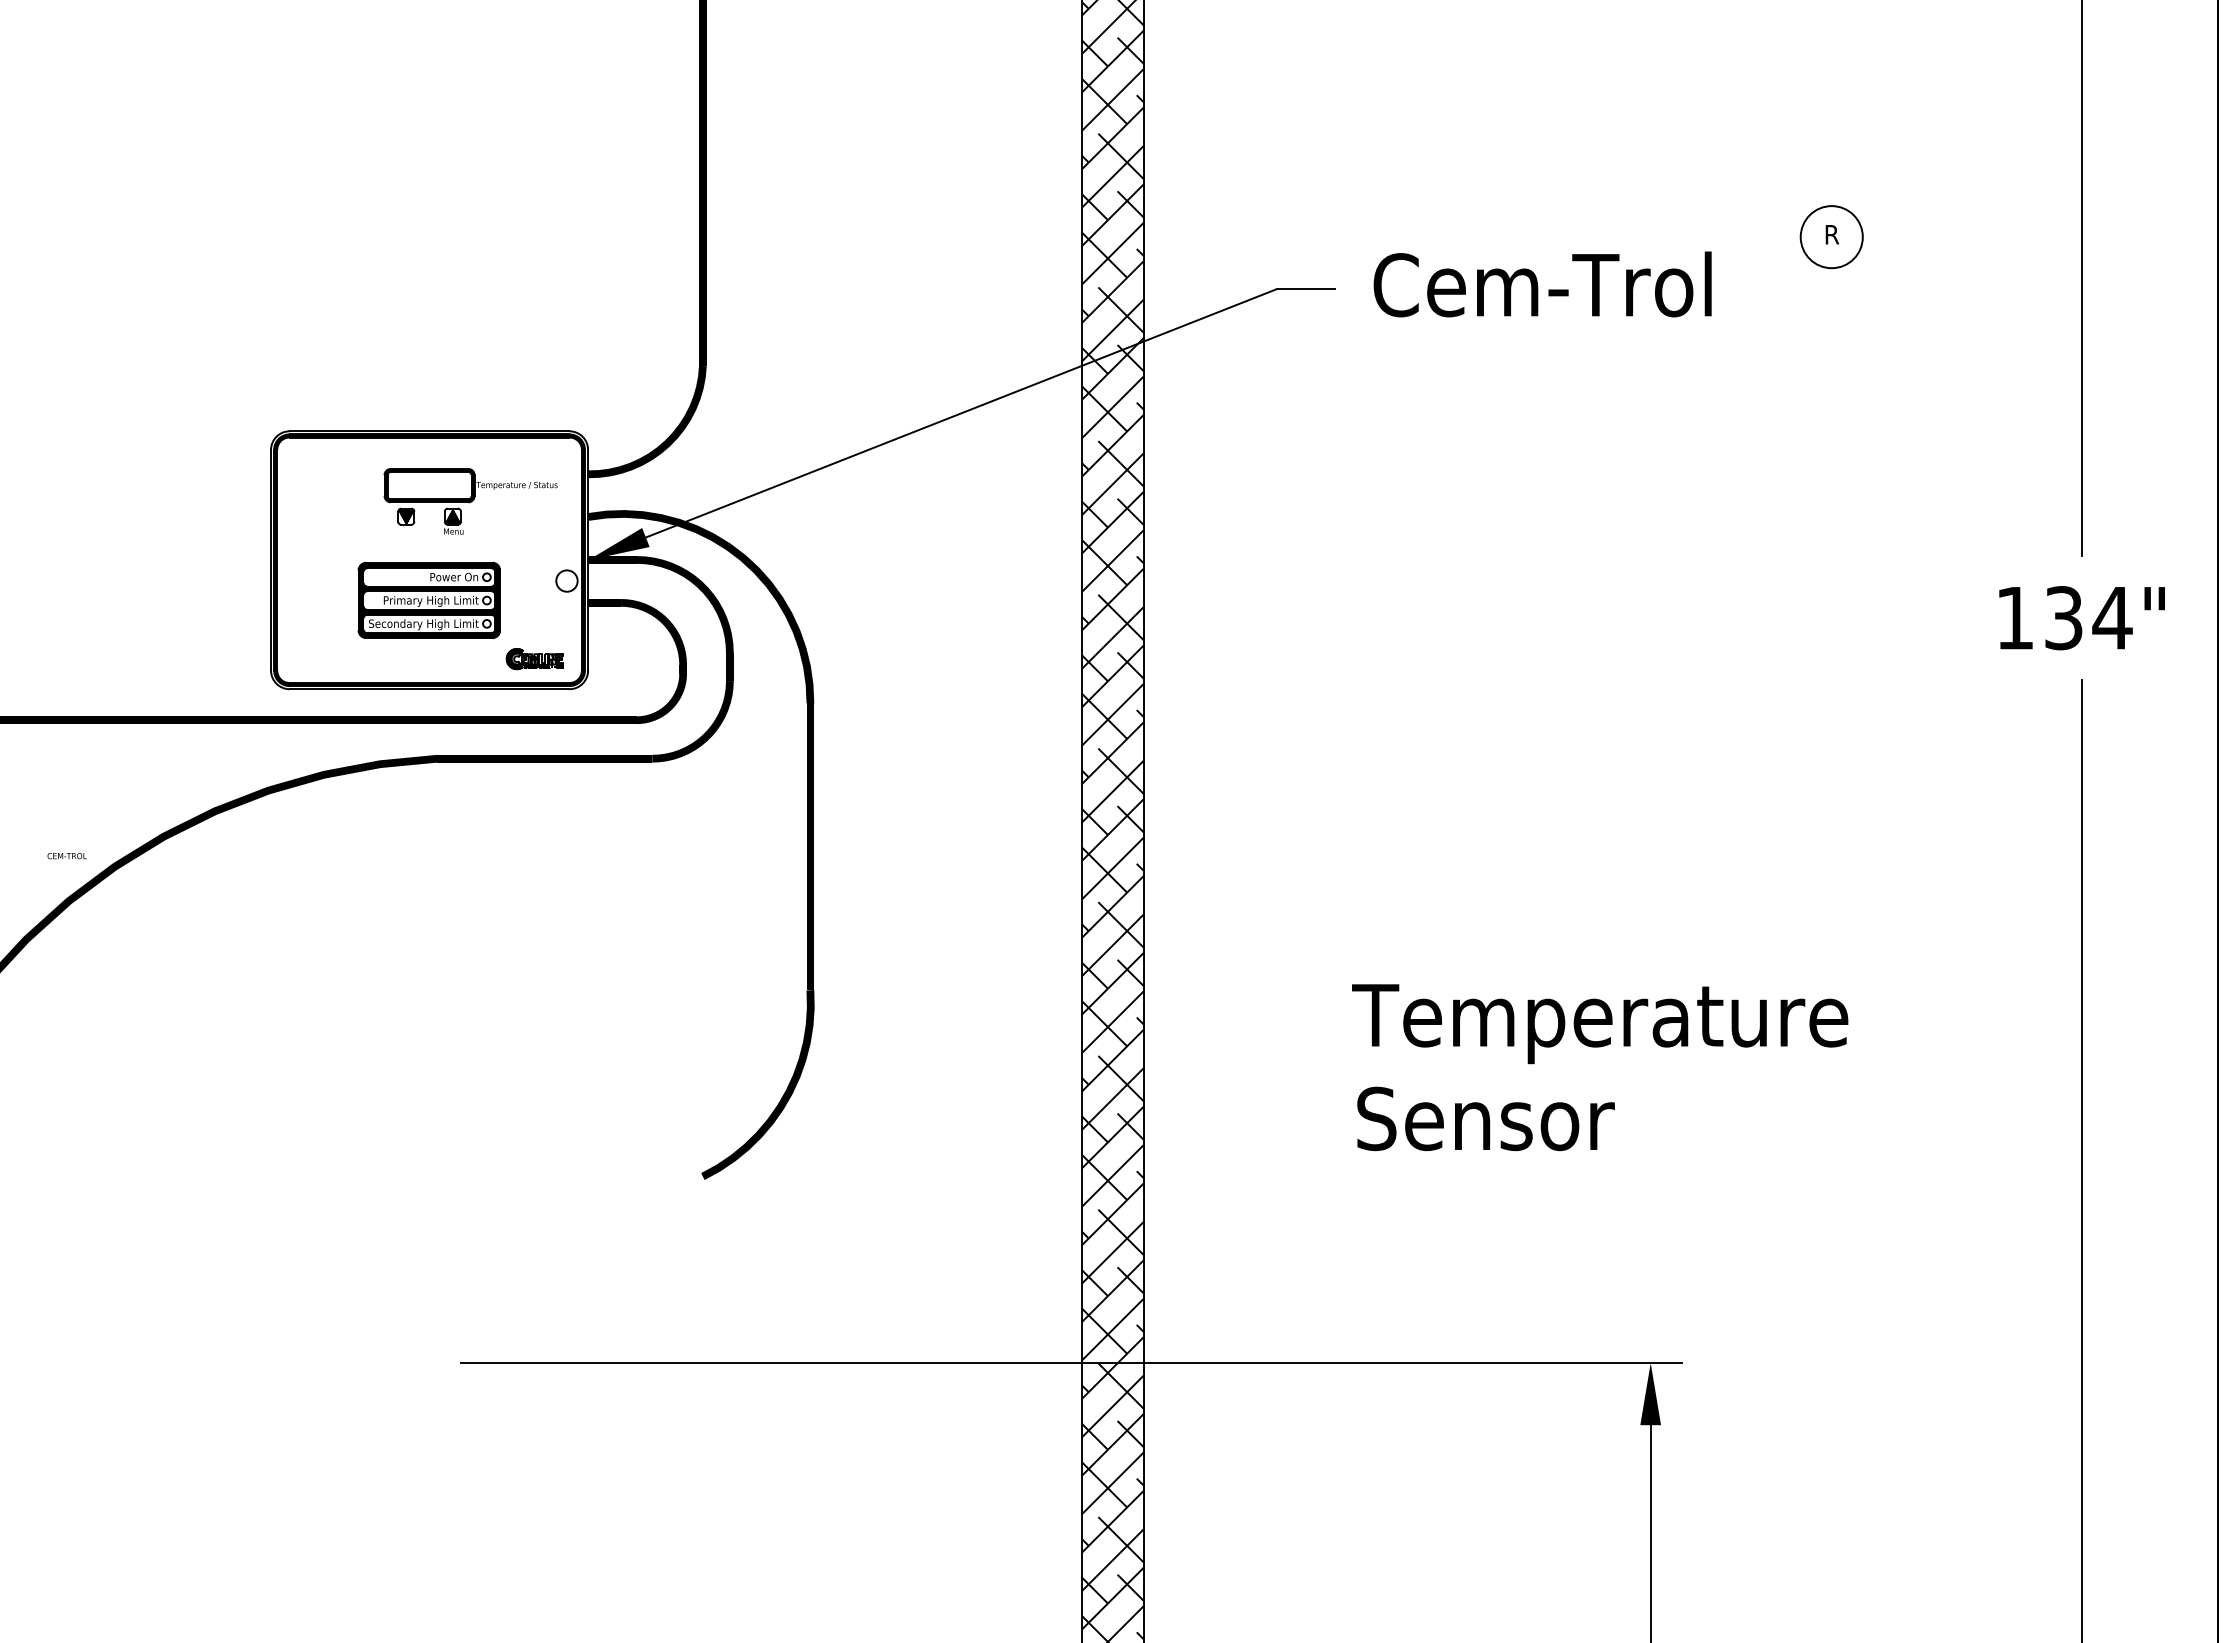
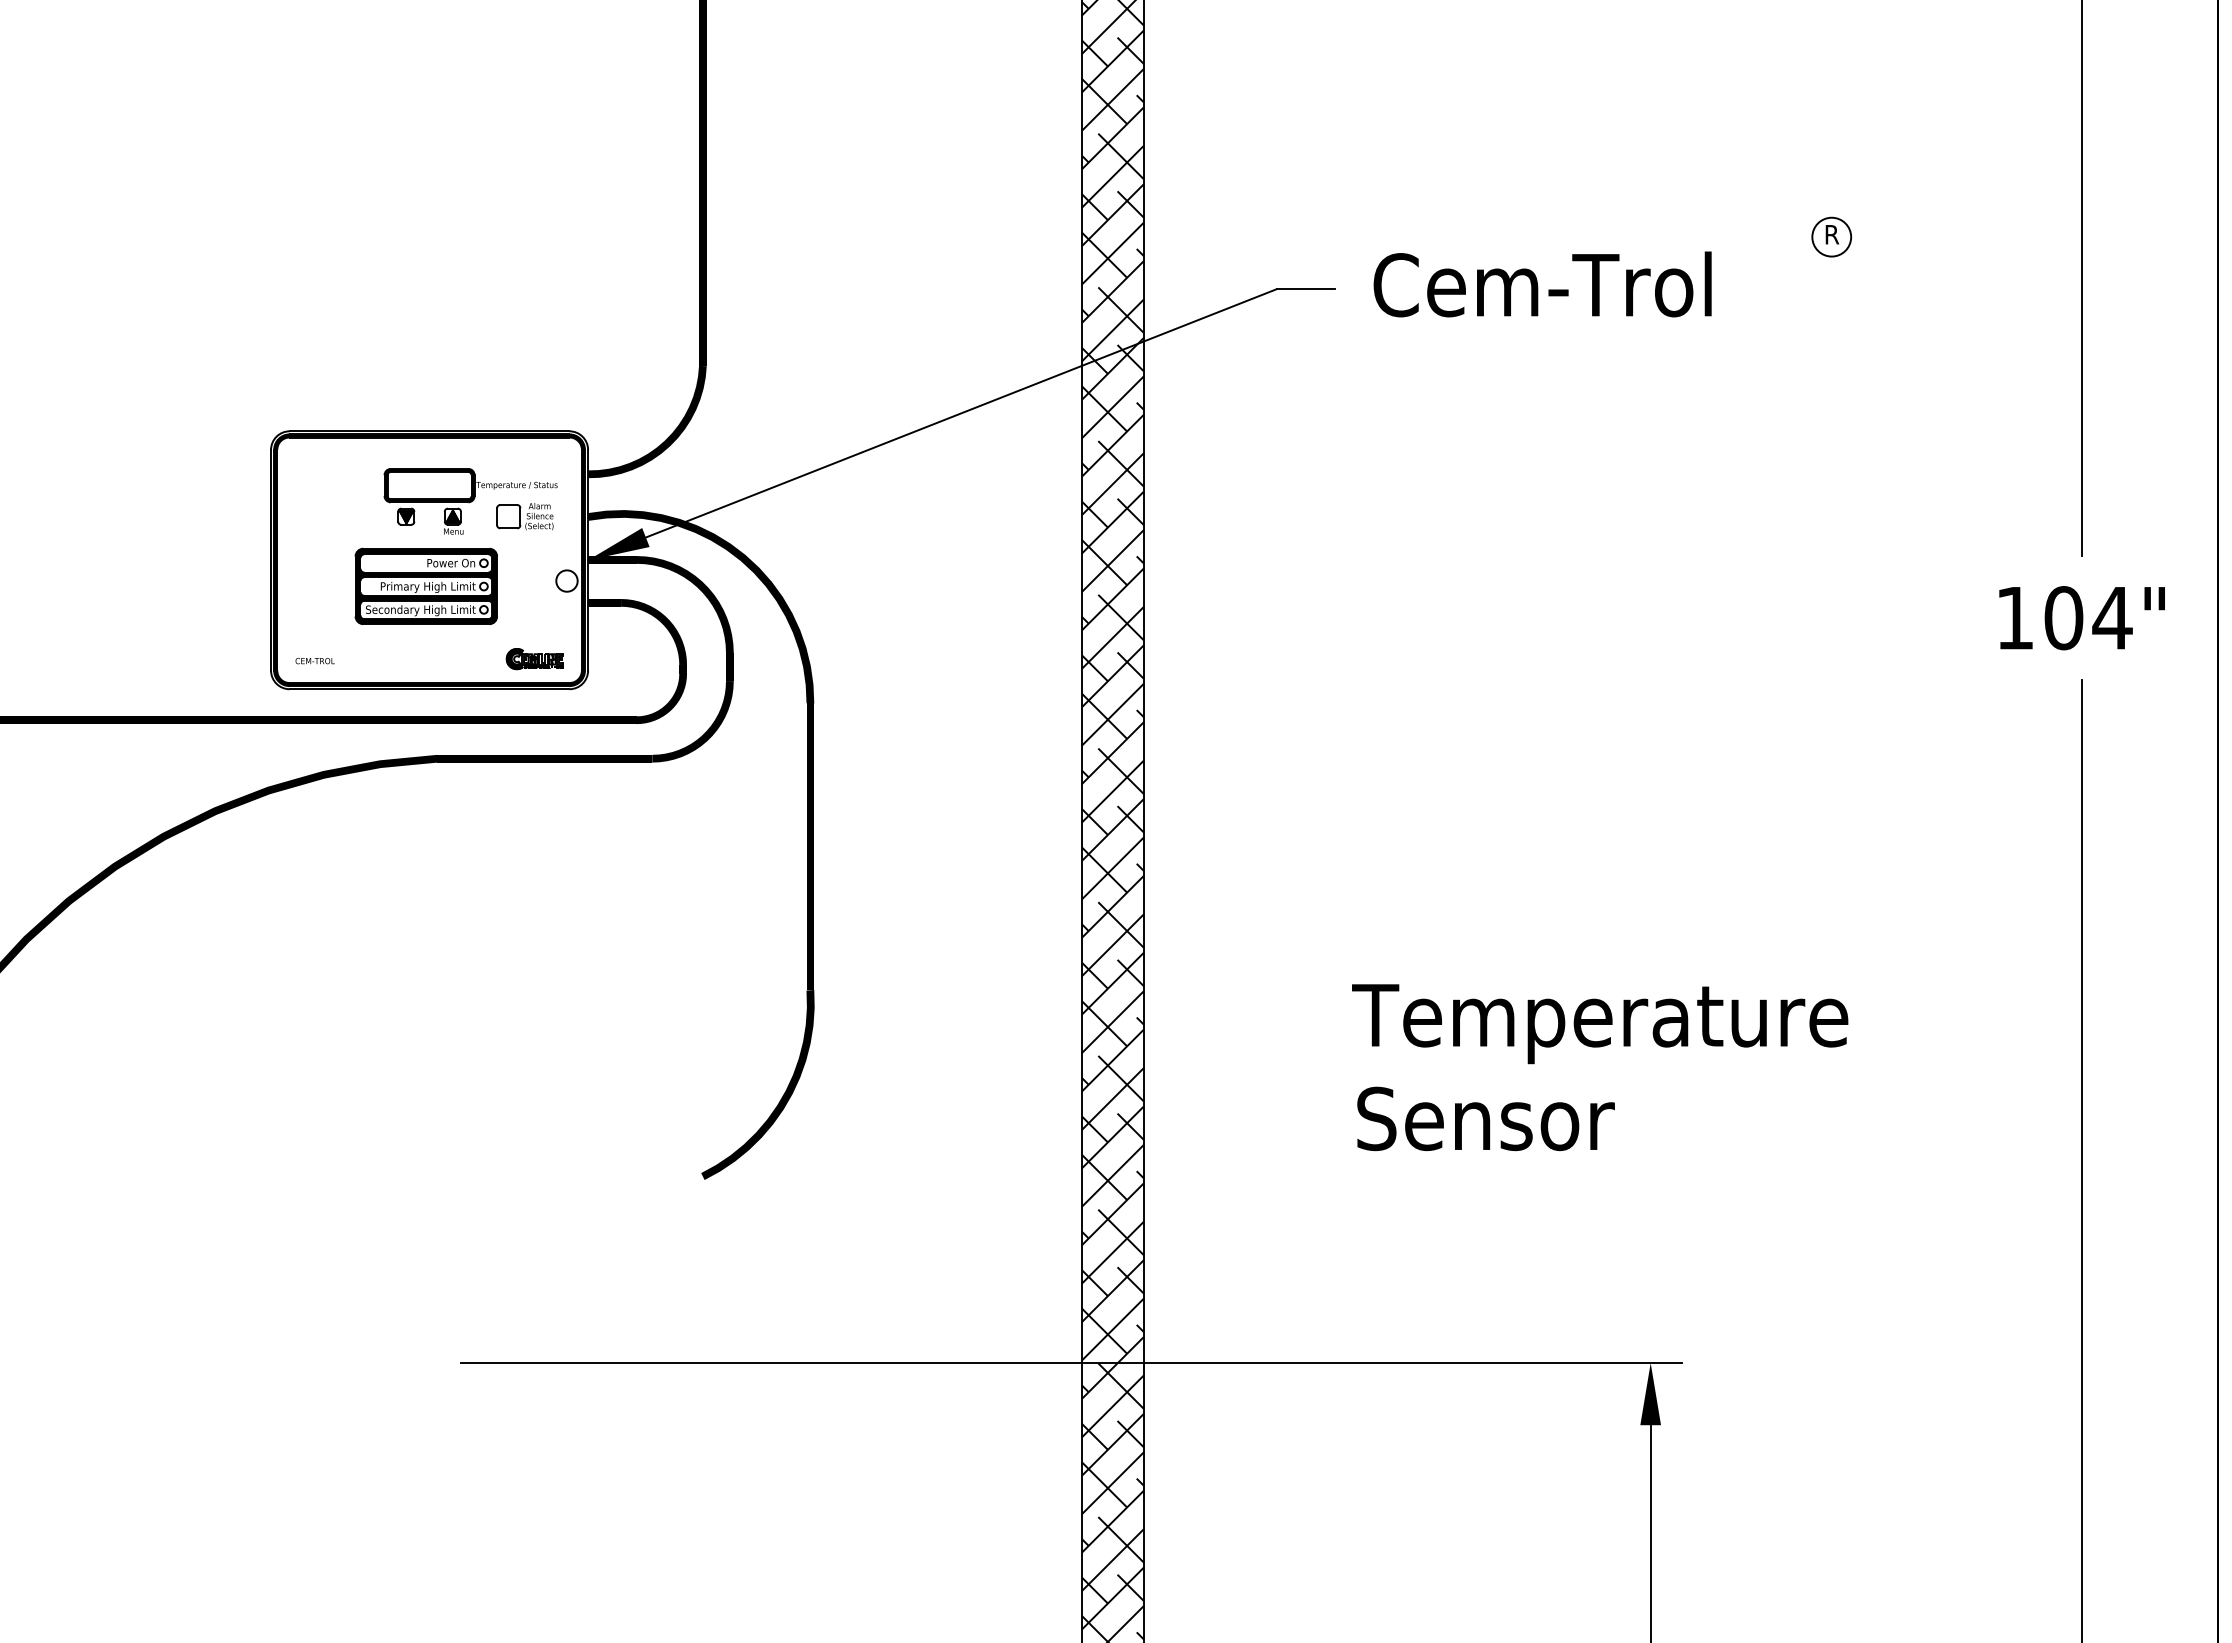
circle diameter: 62 px -> 39 px (1831, 236)
part: none -> present (524, 516)
part position: (428, 599) -> (425, 585) (425, 585)
text: 134" -> 104" (2063, 618)
text position: (66, 856) -> (314, 661) (314, 661)
